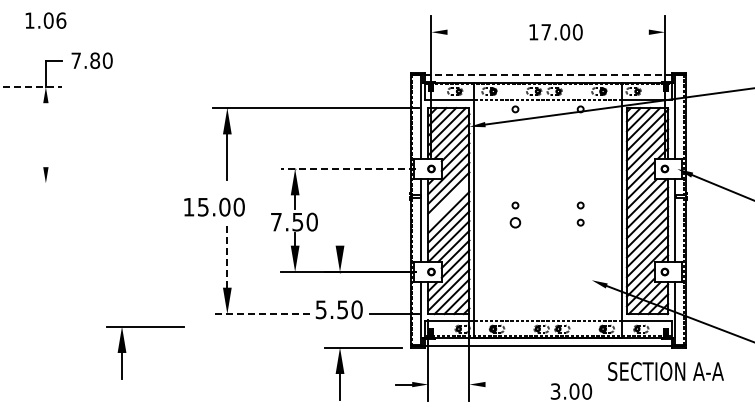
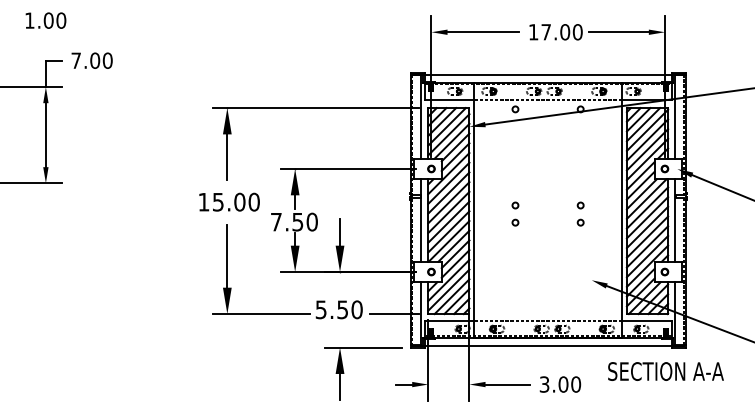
text: 1.06 -> 1.00 (61, 20)
line: none -> present (483, 32)
line: none -> present (618, 32)
text: 7.80 -> 7.00 (95, 60)
line: dashed -> solid (548, 75)
line: dashed -> solid (31, 87)
line: none -> present (45, 135)
line: dashed -> solid (348, 168)
line: none -> present (31, 183)
line: none -> present (448, 202)
text position: (214, 206) -> (229, 201) (229, 201)
circle size: 13x12 px -> 9x9 px (515, 222)
line: none -> present (340, 232)
line: dashed -> solid (227, 256)
line: dashed -> solid (261, 314)
part: present -> none (126, 352)
line: none -> present (507, 384)
text position: (571, 391) -> (560, 384) (560, 384)
